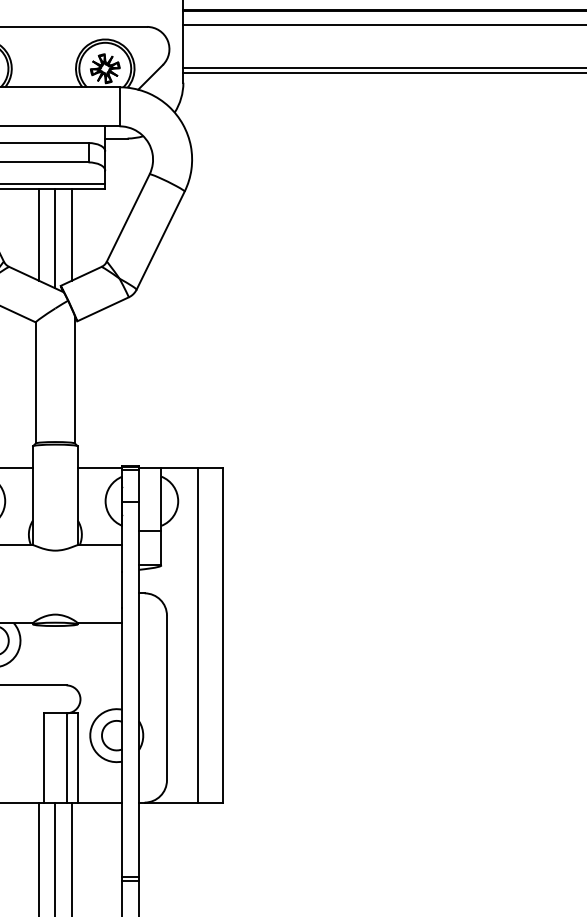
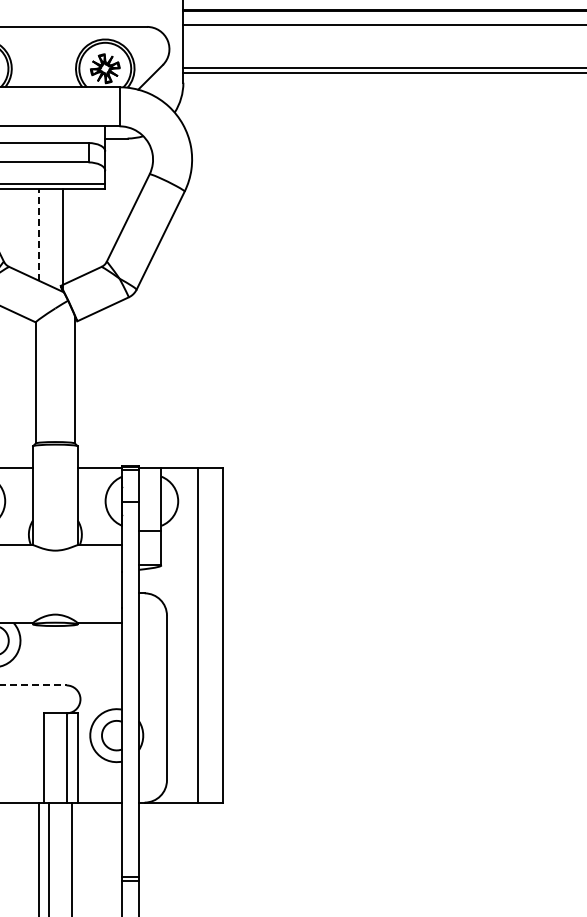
line: solid -> dashed (38, 234)
line: present -> none (72, 234)
line position: (55, 238) -> (63, 238) (63, 238)
line: solid -> dashed (33, 685)
line position: (55, 857) -> (49, 857) (49, 857)
